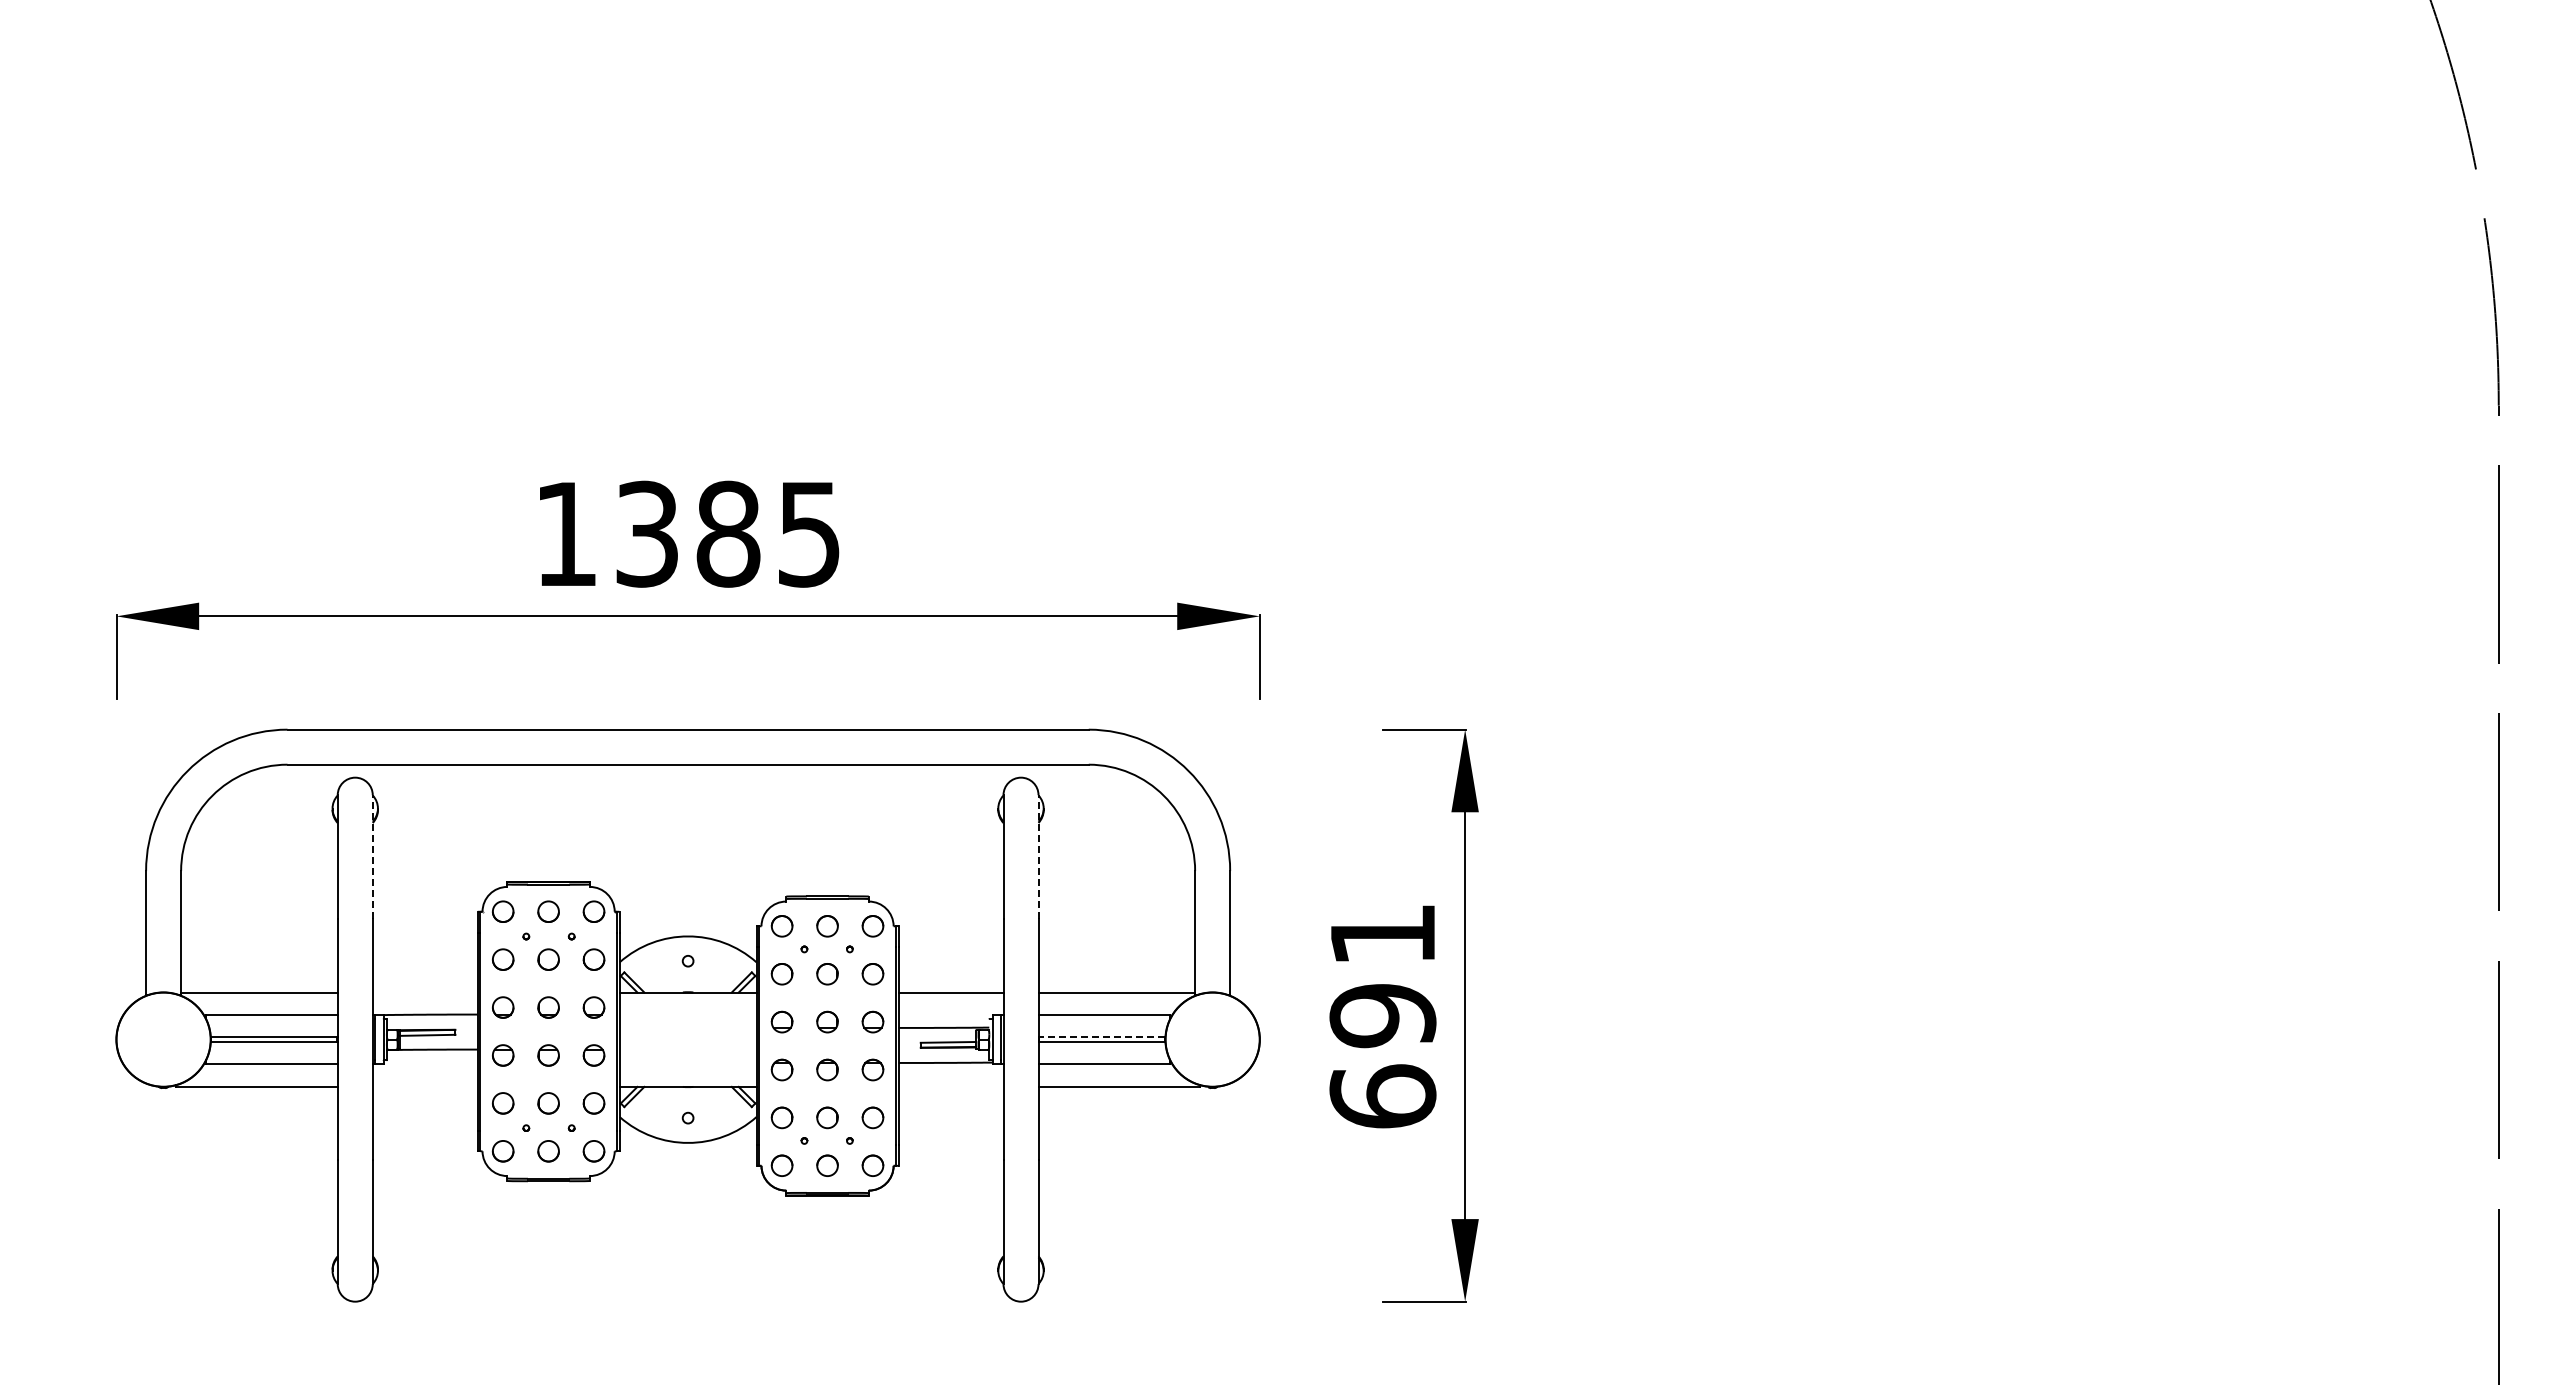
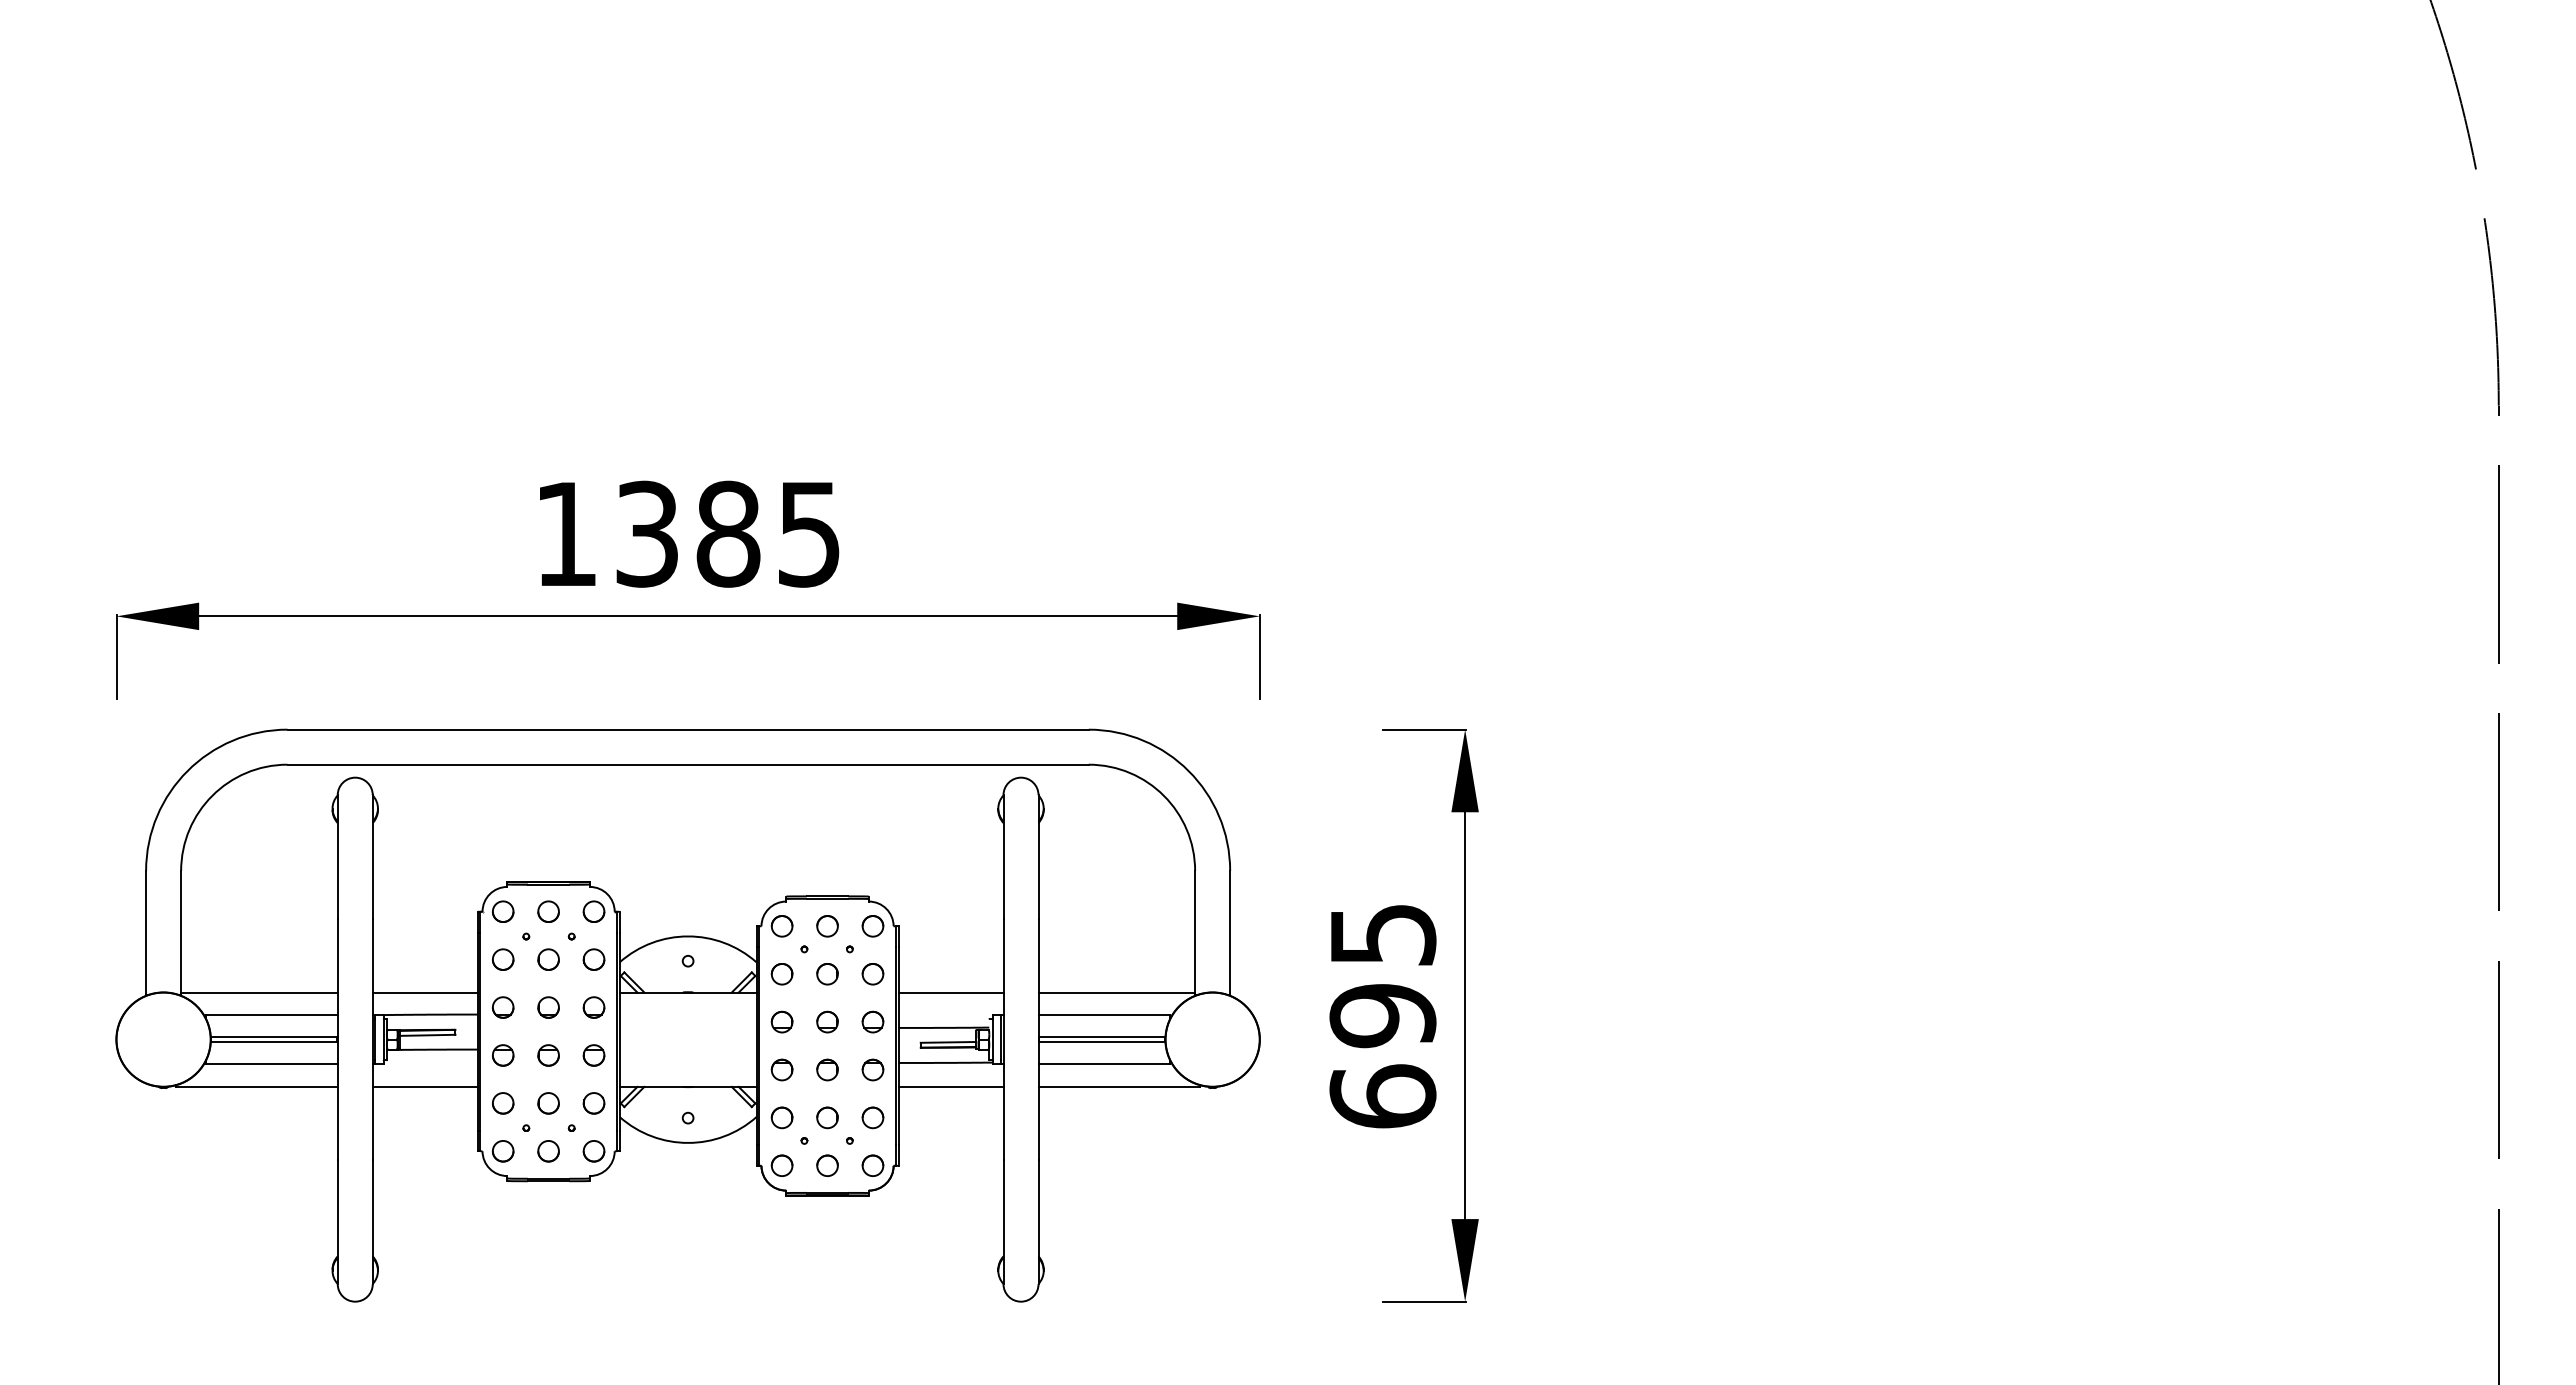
line: dashed -> solid (372, 857)
line: dashed -> solid (1038, 857)
text: 691 -> 695 (1383, 935)
line: none -> present (424, 992)
line: dashed -> solid (1101, 1037)
line: none -> present (424, 1086)
line: none -> present (950, 1086)
